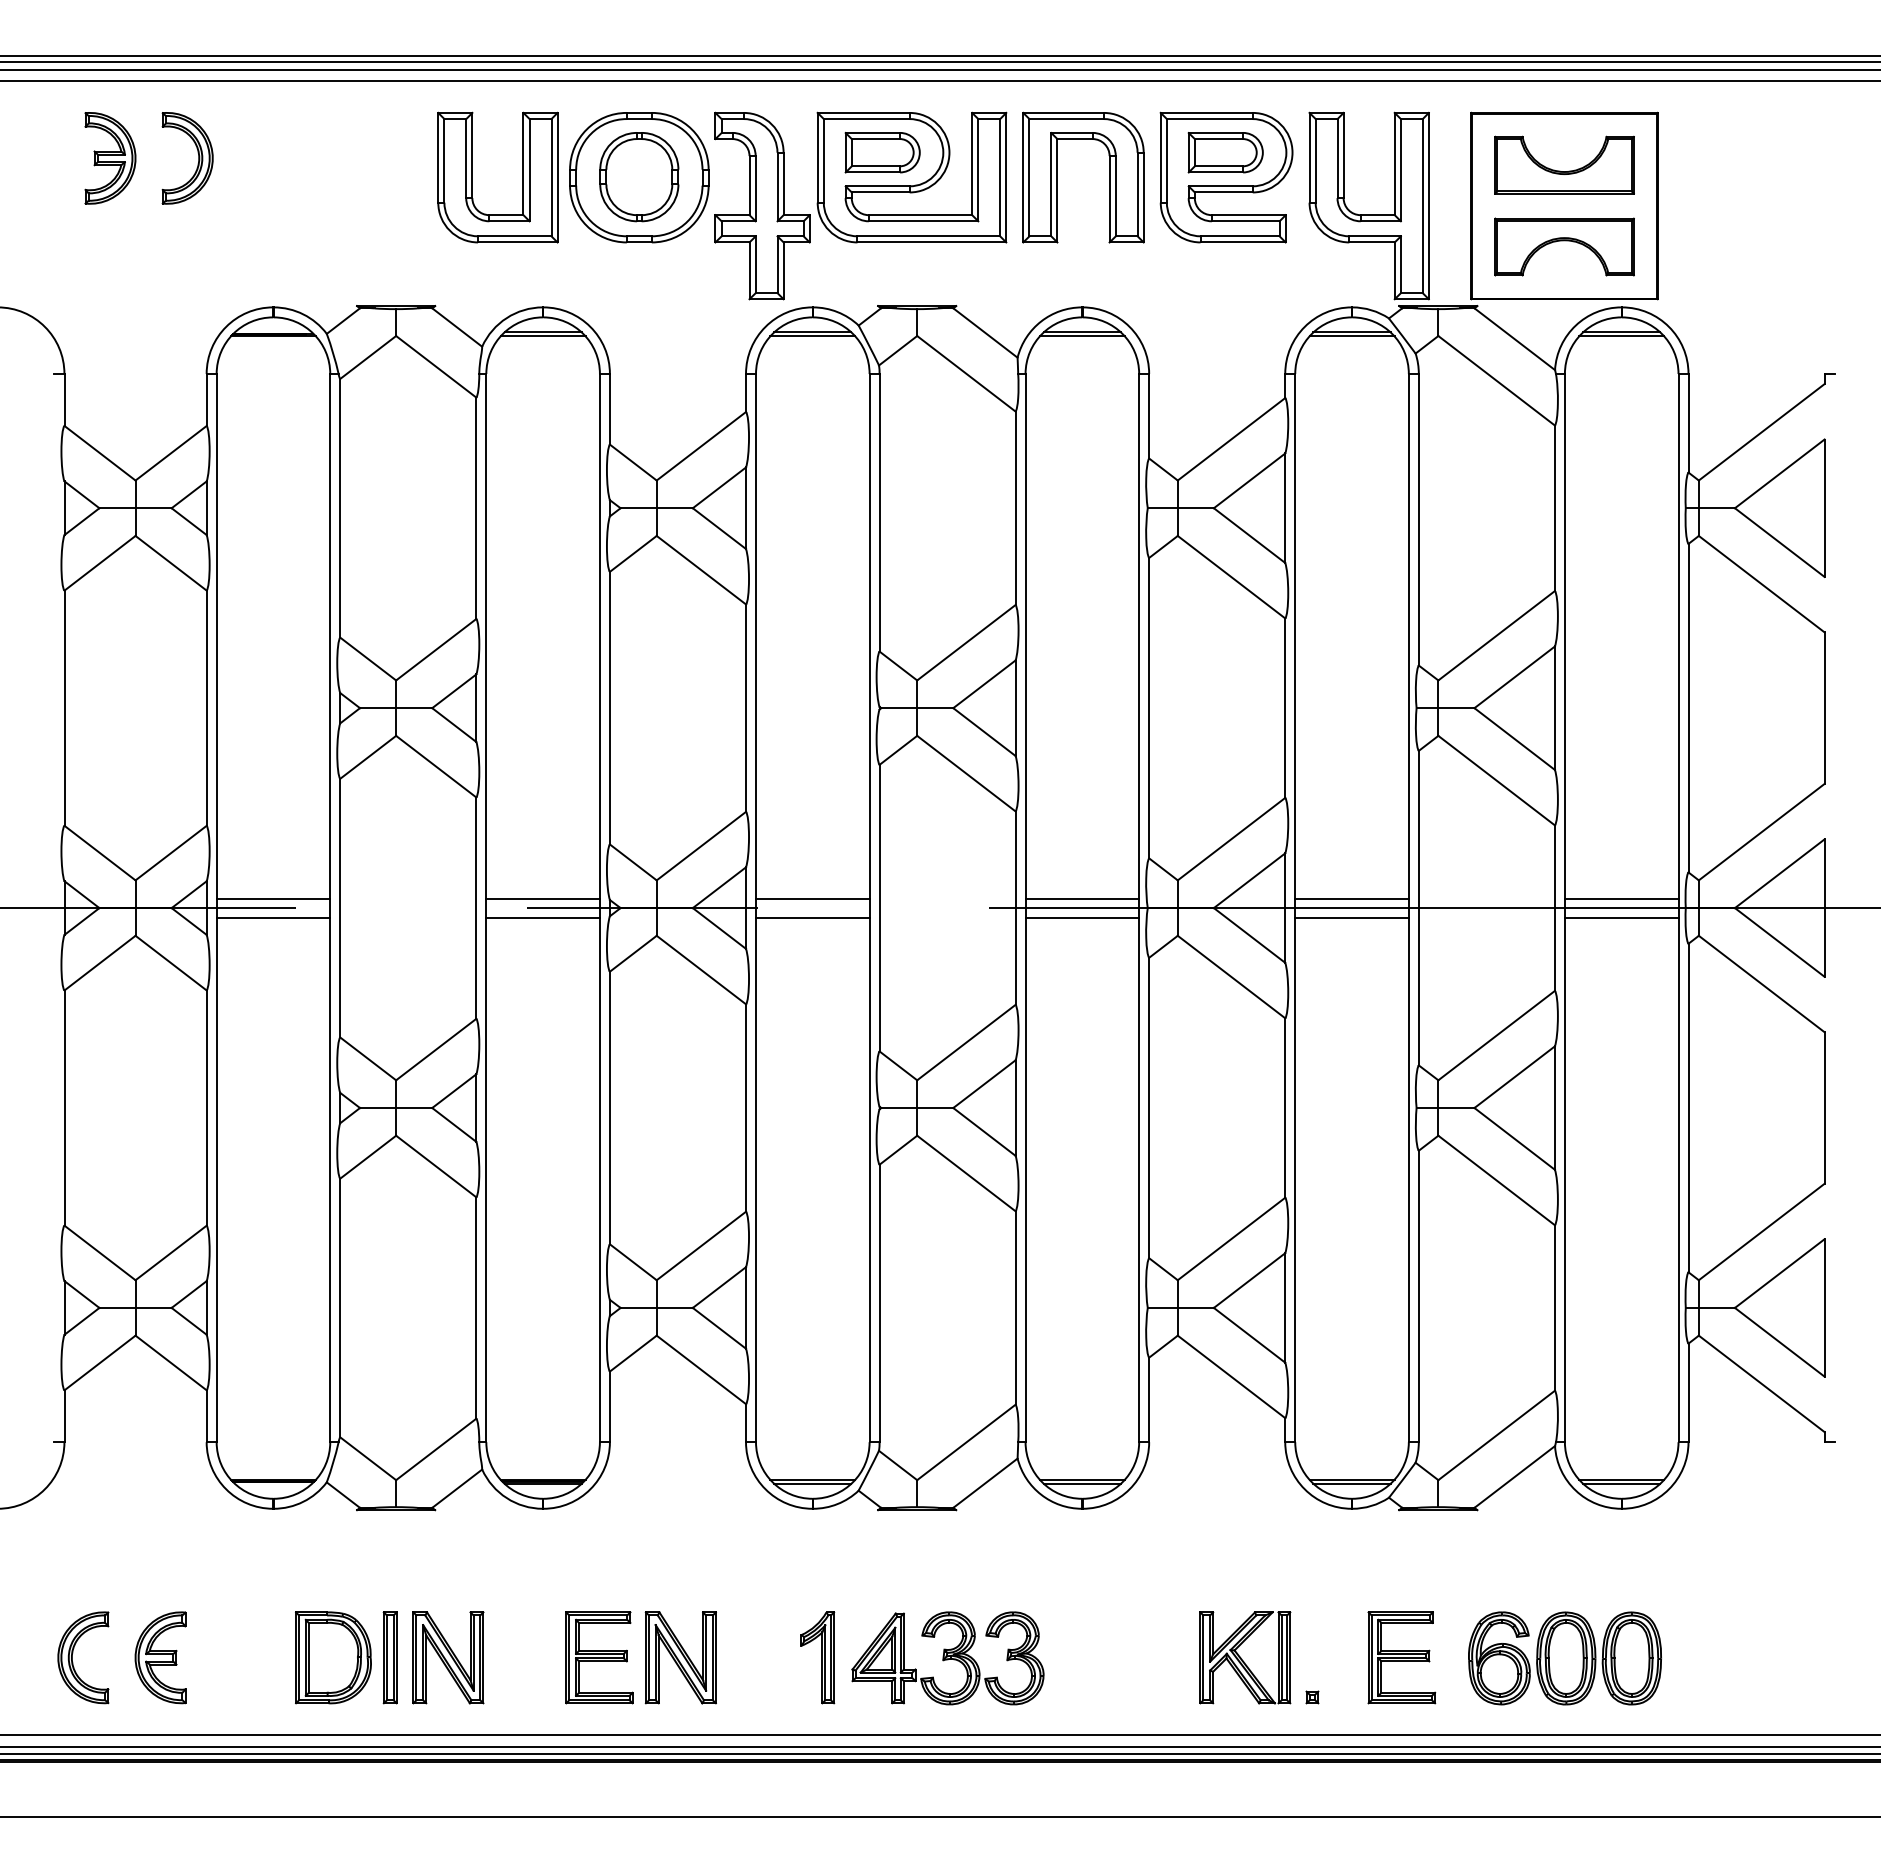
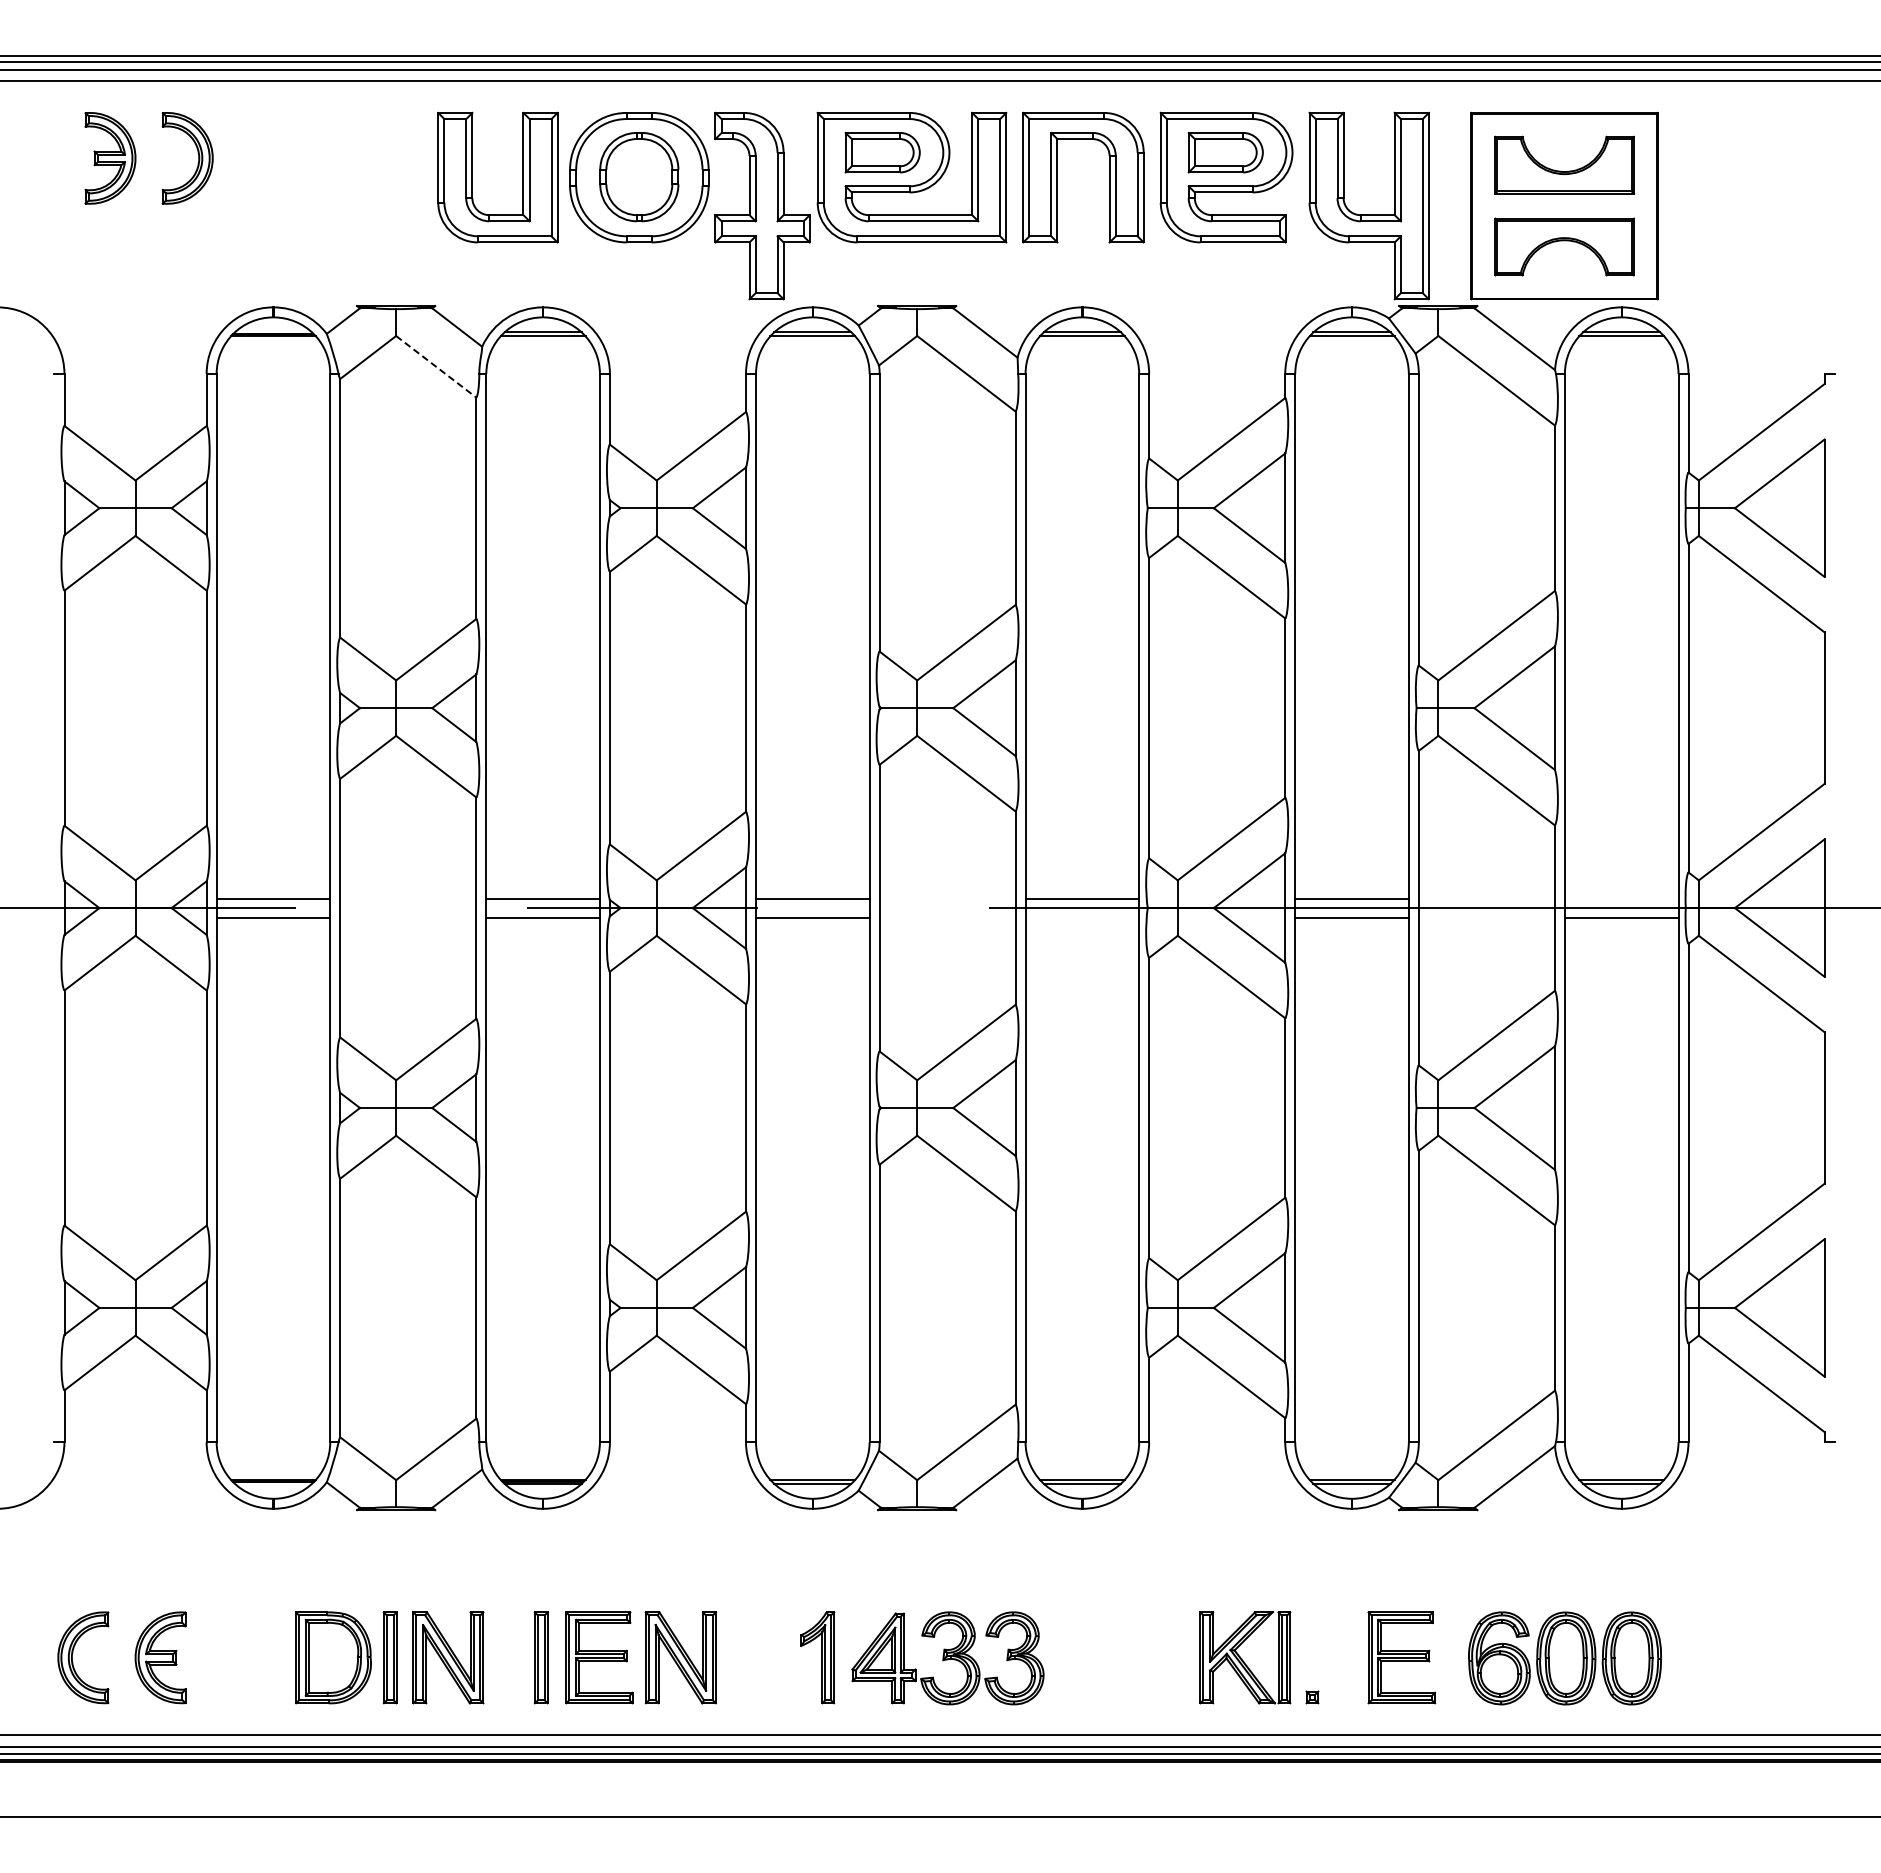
line: solid -> dashed (436, 366)
line: present -> none (1621, 898)
line: present -> none (1082, 917)
part: none -> present (540, 1657)
